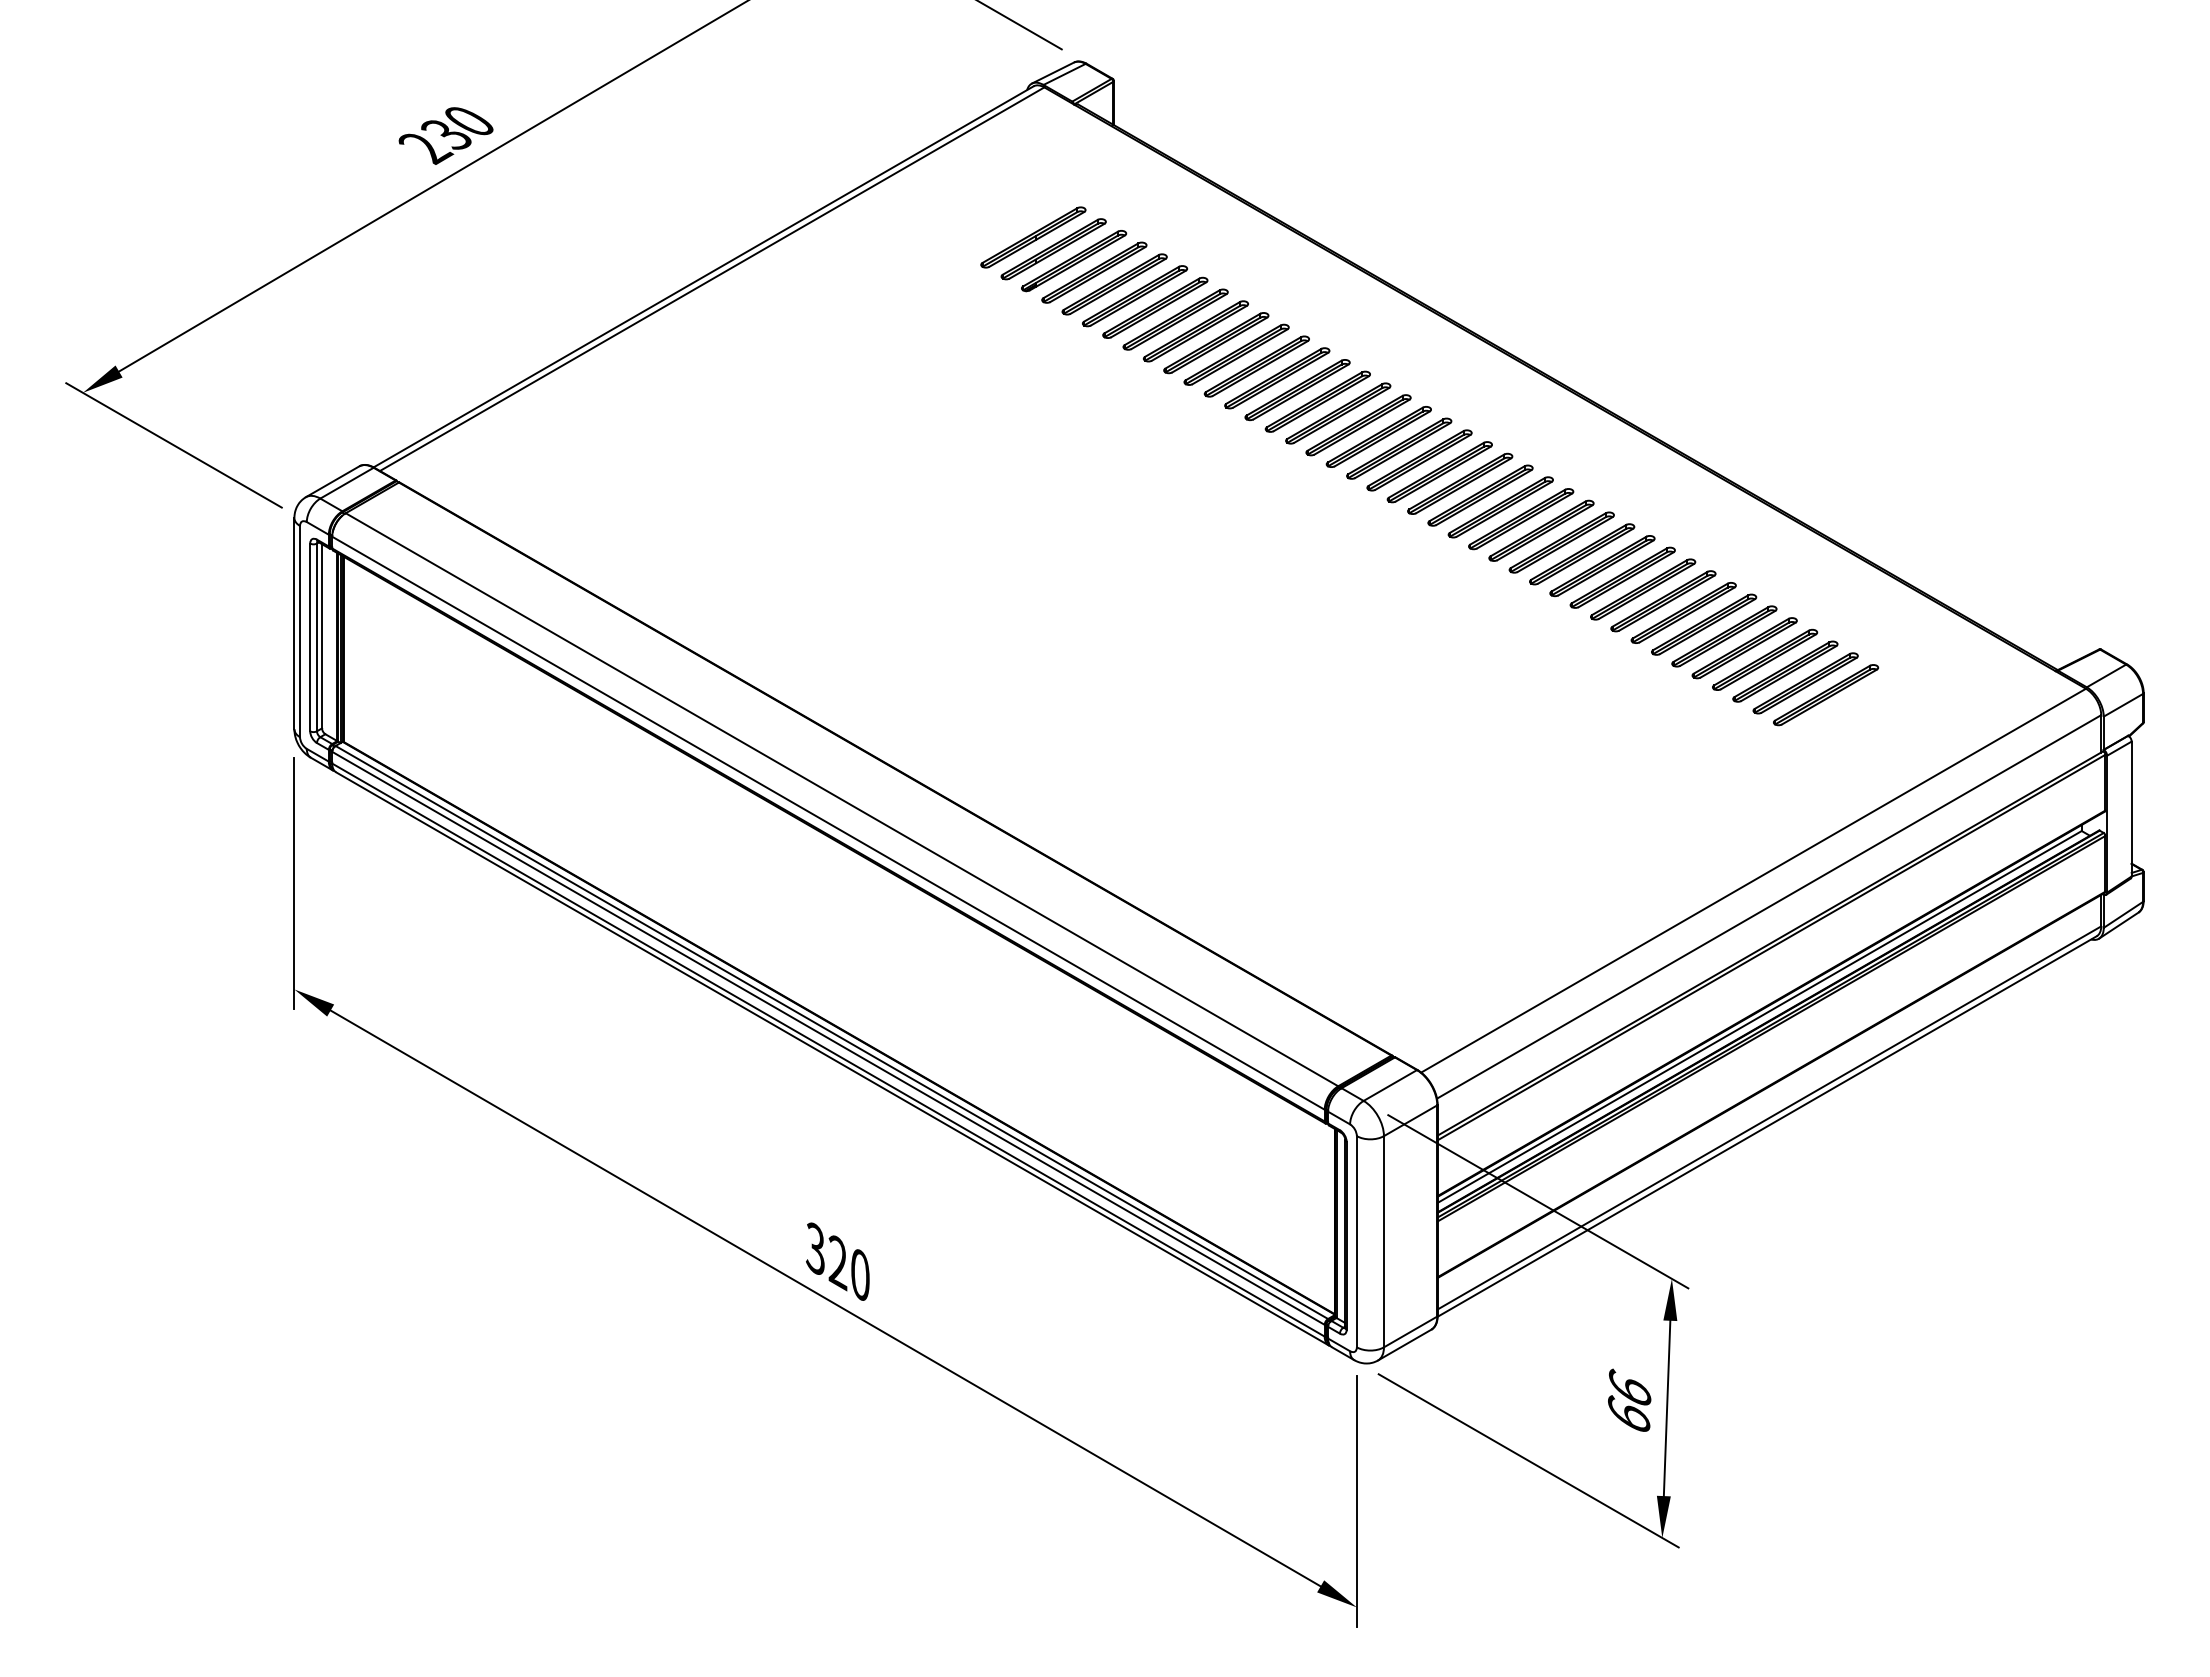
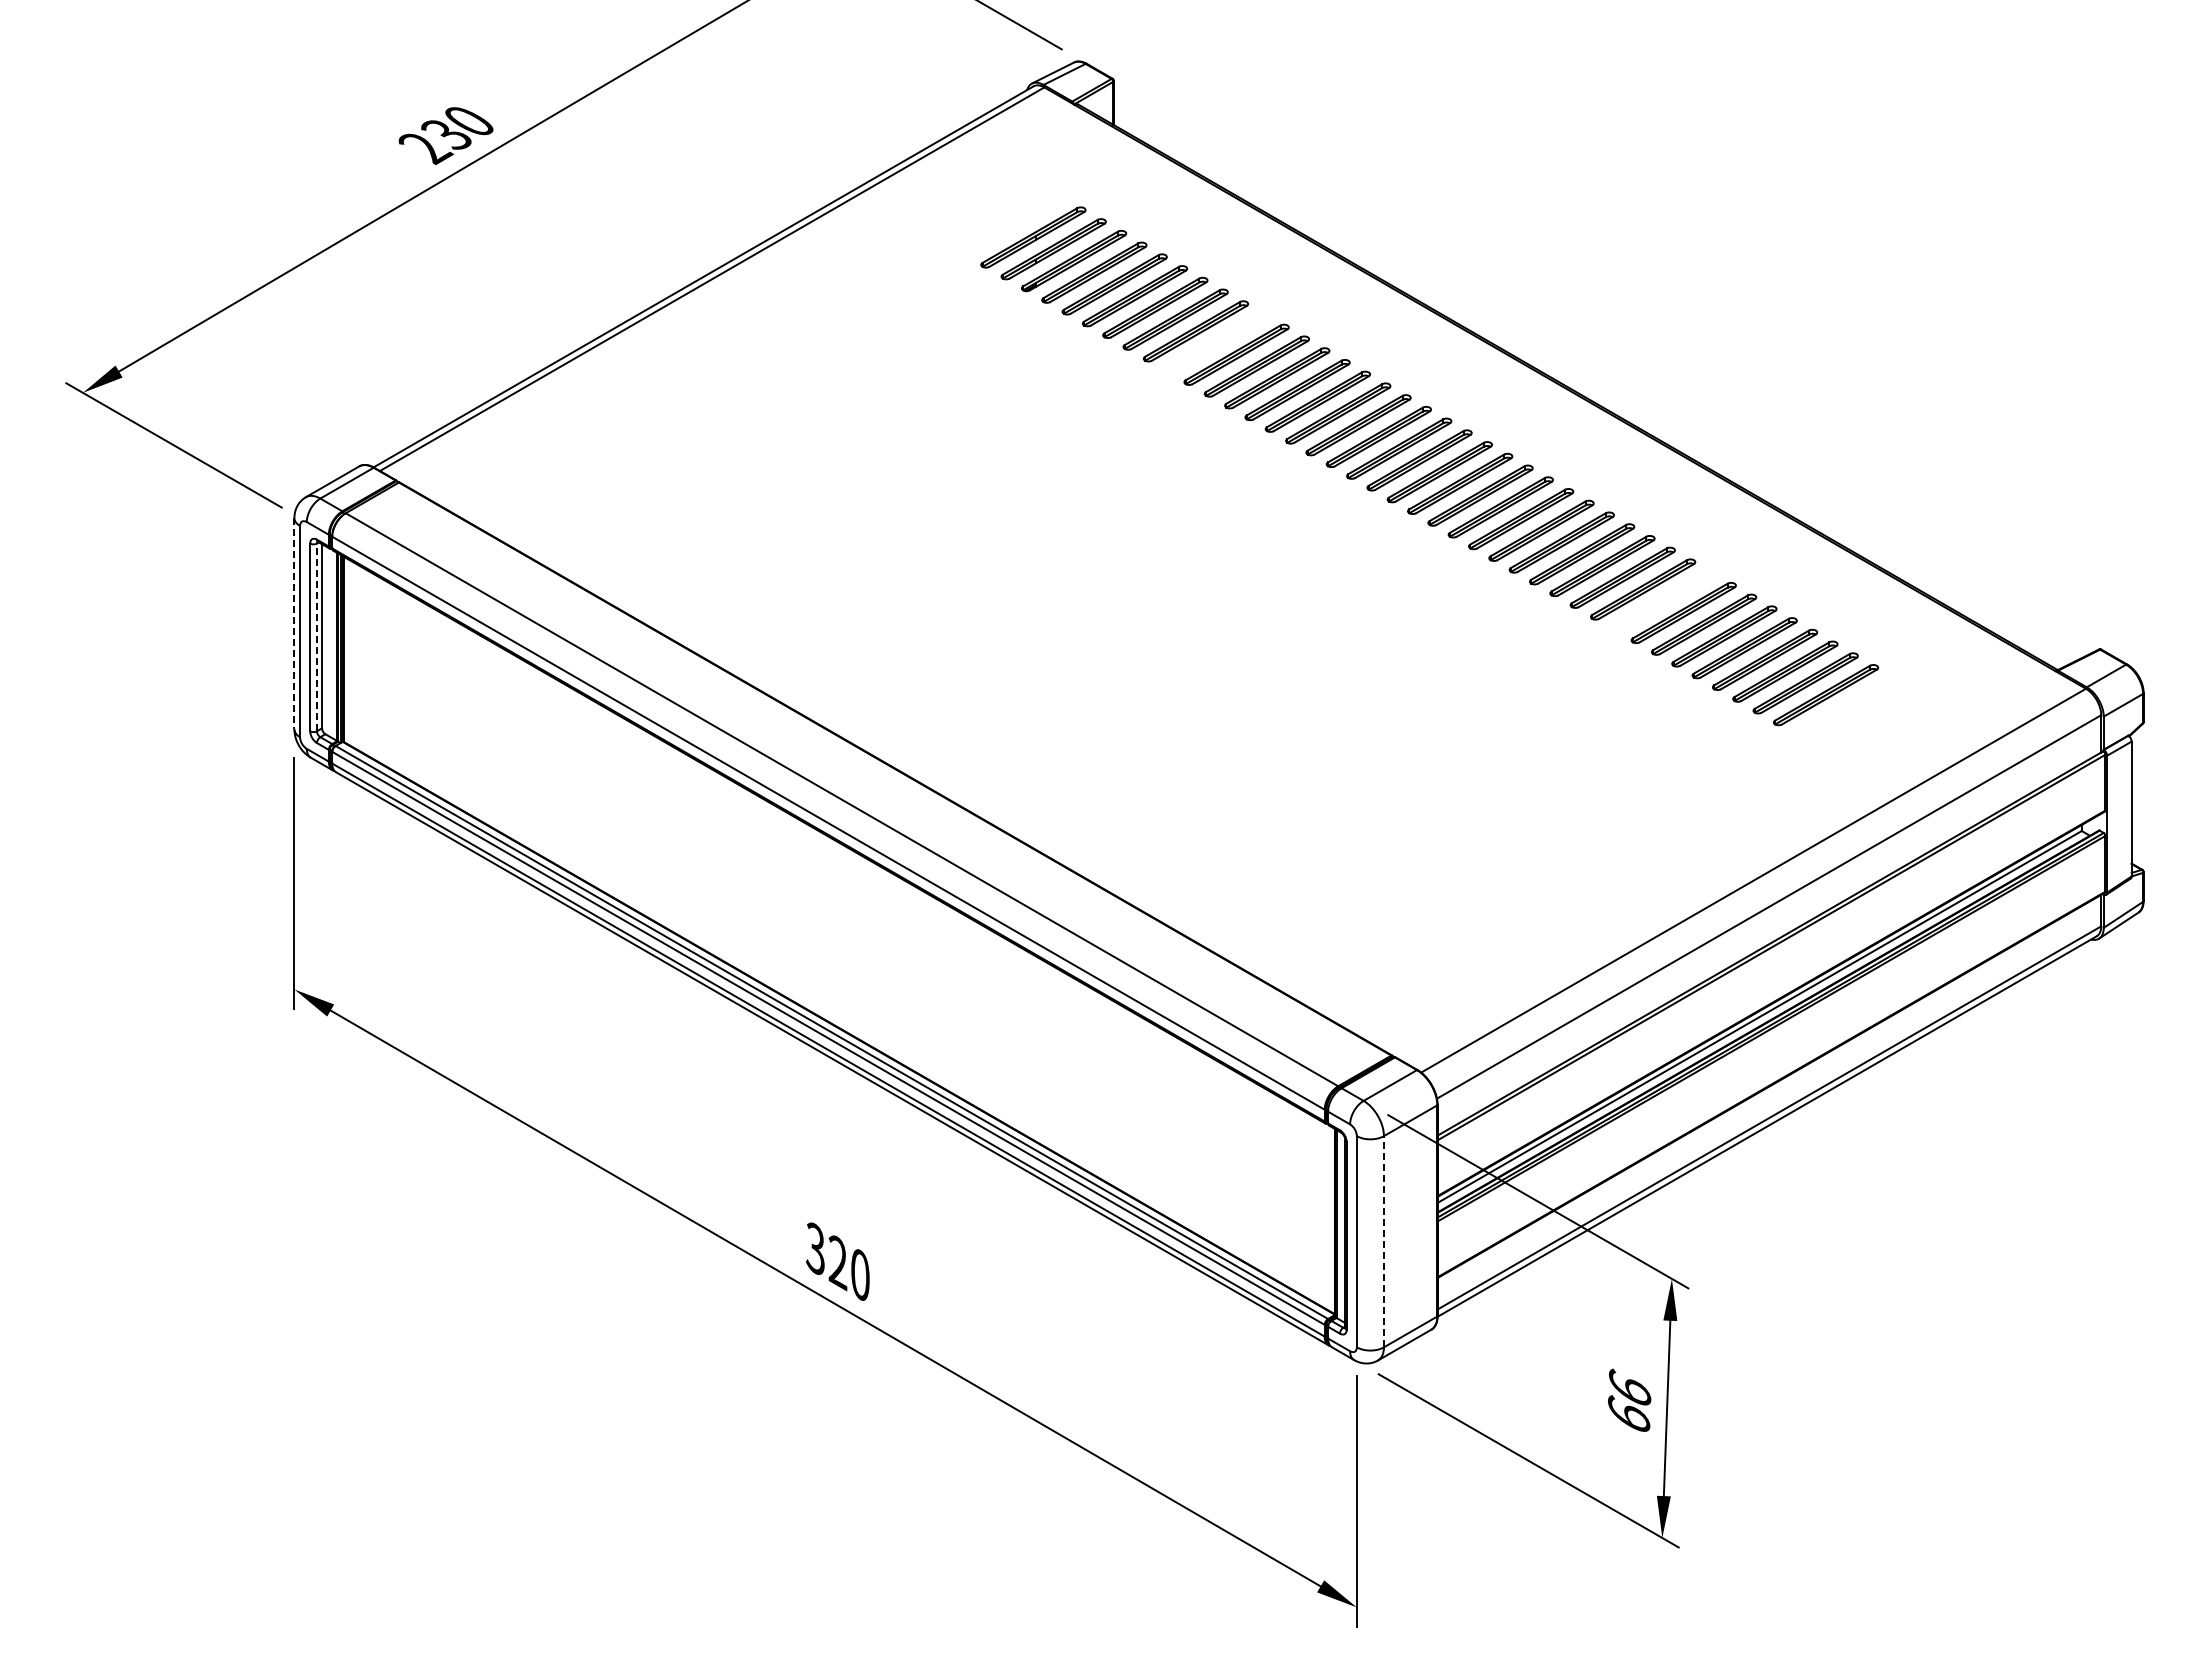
part: present -> none (1216, 343)
part: present -> none (1663, 601)
line: solid -> dashed (294, 623)
line: solid -> dashed (316, 637)
line: solid -> dashed (1383, 1241)
